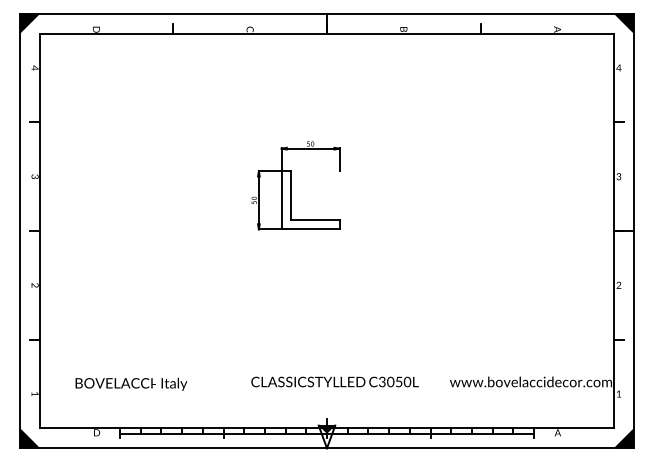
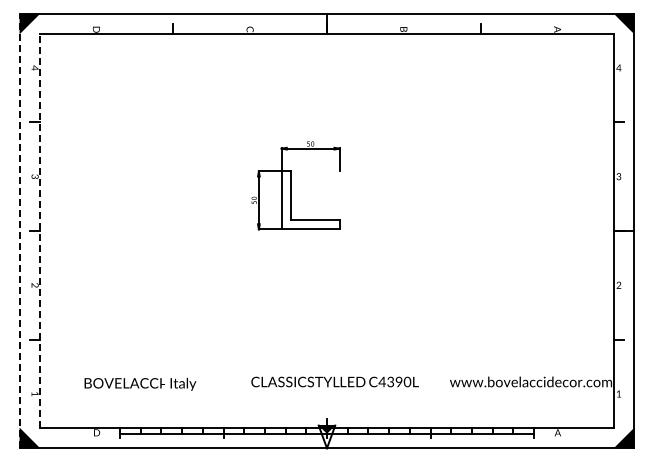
line: solid -> dashed (19, 230)
line: solid -> dashed (40, 231)
text: C3050L -> C4390L (390, 381)
text position: (131, 383) -> (140, 383) (140, 383)
